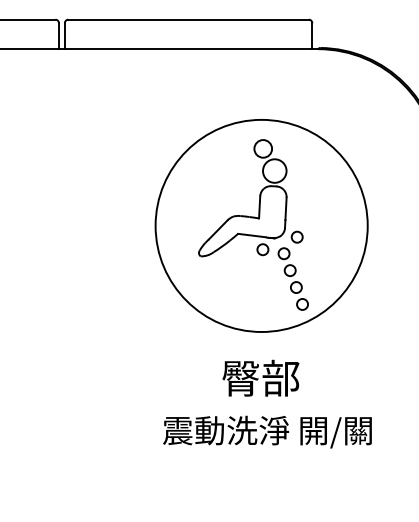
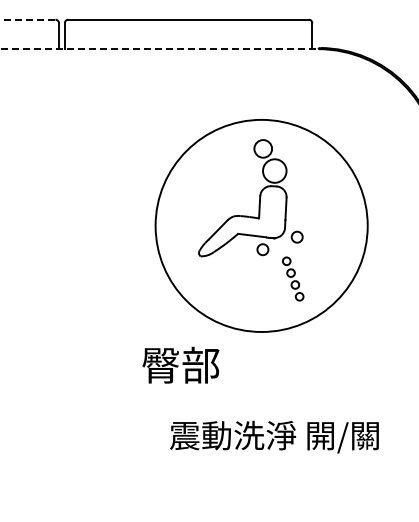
line: solid -> dashed (27, 19)
line: solid -> dashed (159, 49)
part size: 32x64 px -> 23x46 px (293, 278)
text position: (260, 377) -> (180, 364) (180, 364)
text position: (267, 431) -> (274, 436) (274, 436)
